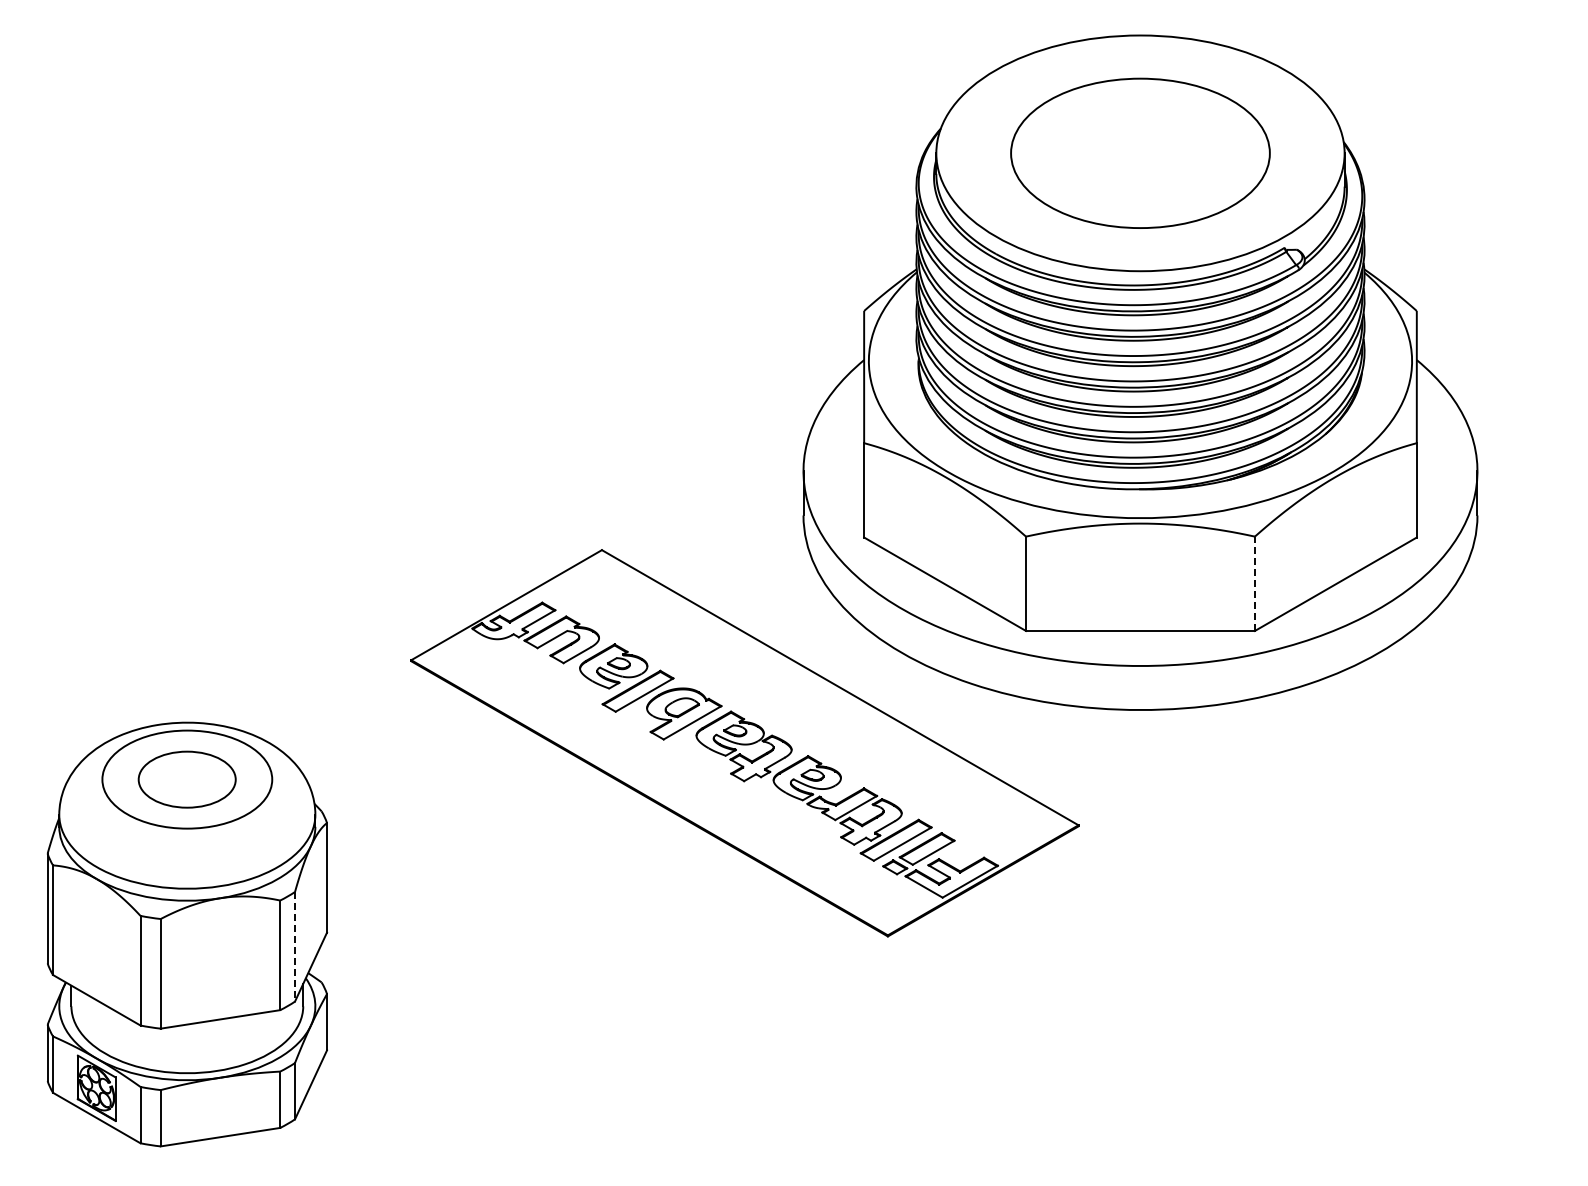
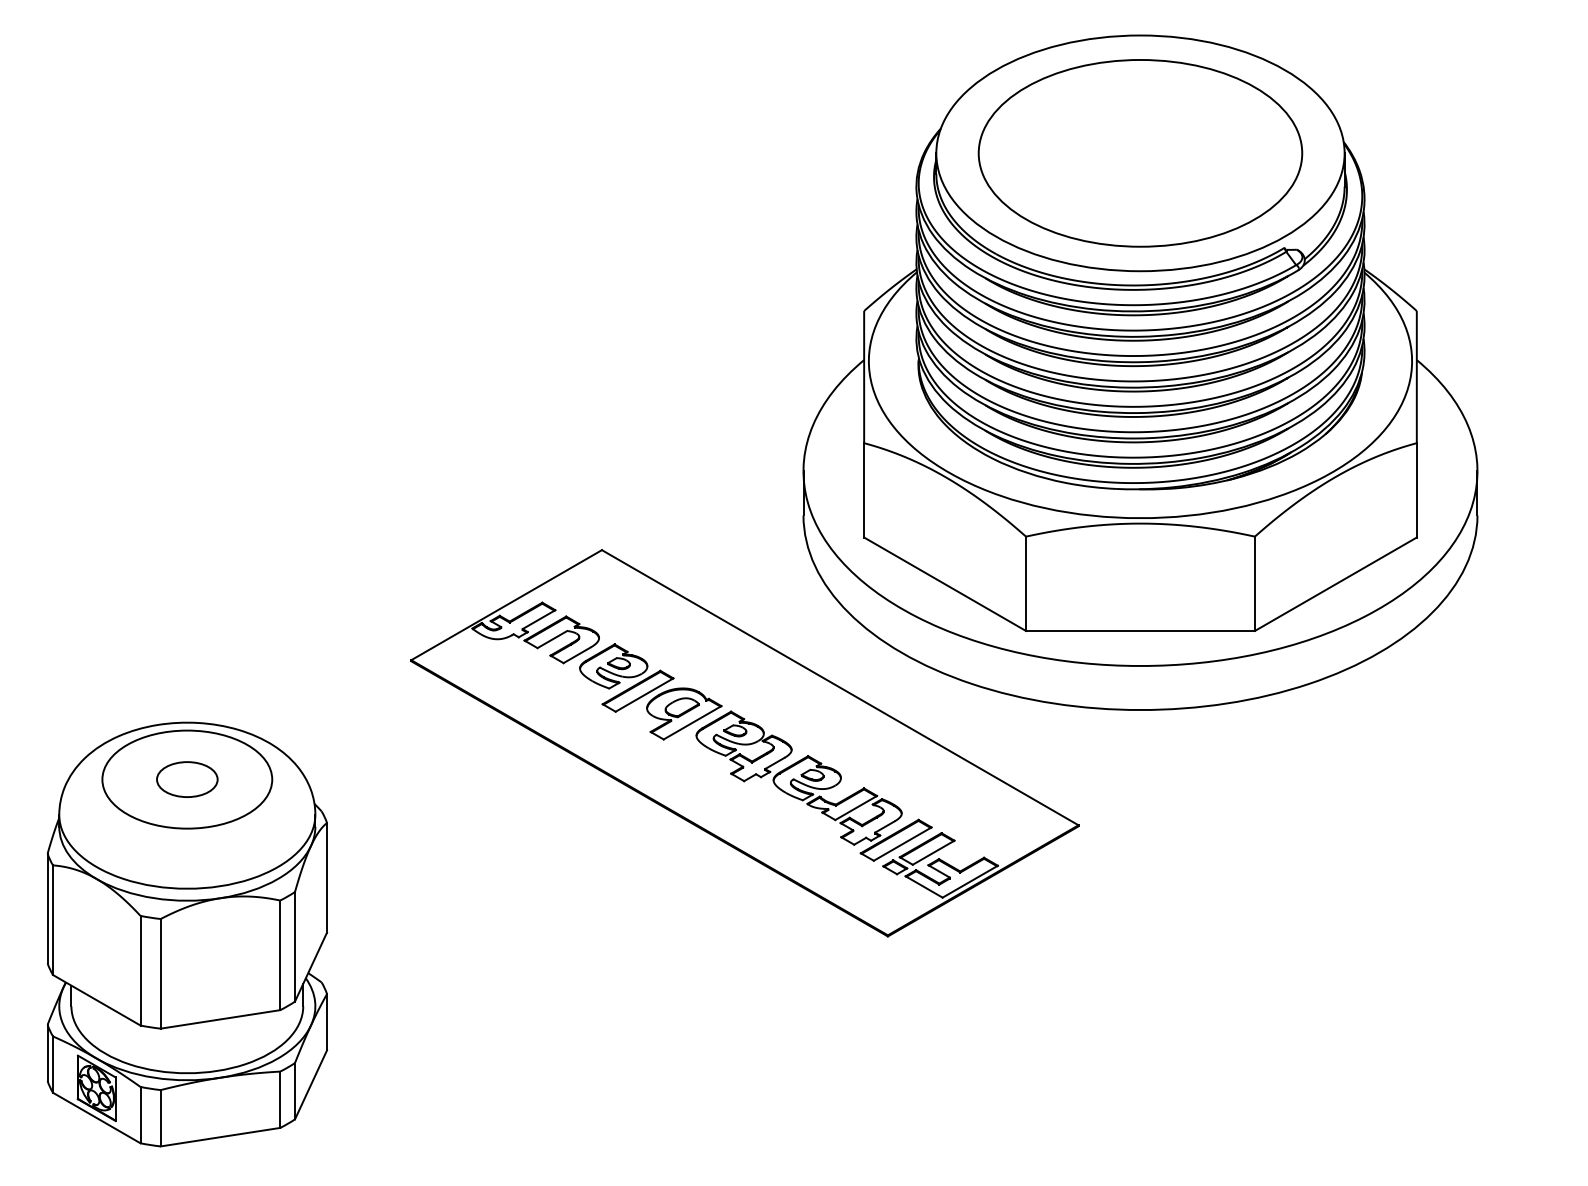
part size: 261x152 px -> 327x189 px (1140, 153)
line: dashed -> solid (1254, 583)
part size: 100x59 px -> 63x37 px (187, 779)
line: dashed -> solid (295, 946)
